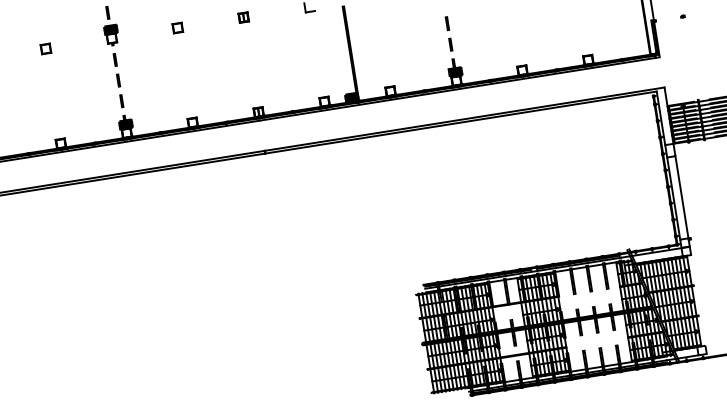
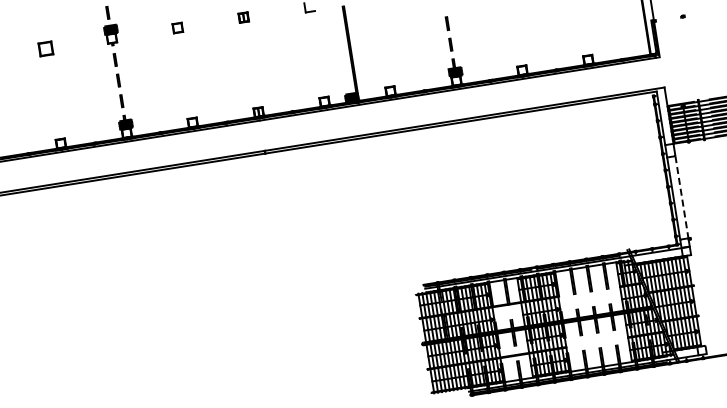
part size: 14x14 px -> 18x18 px (45, 48)
line: solid -> dashed (681, 197)
